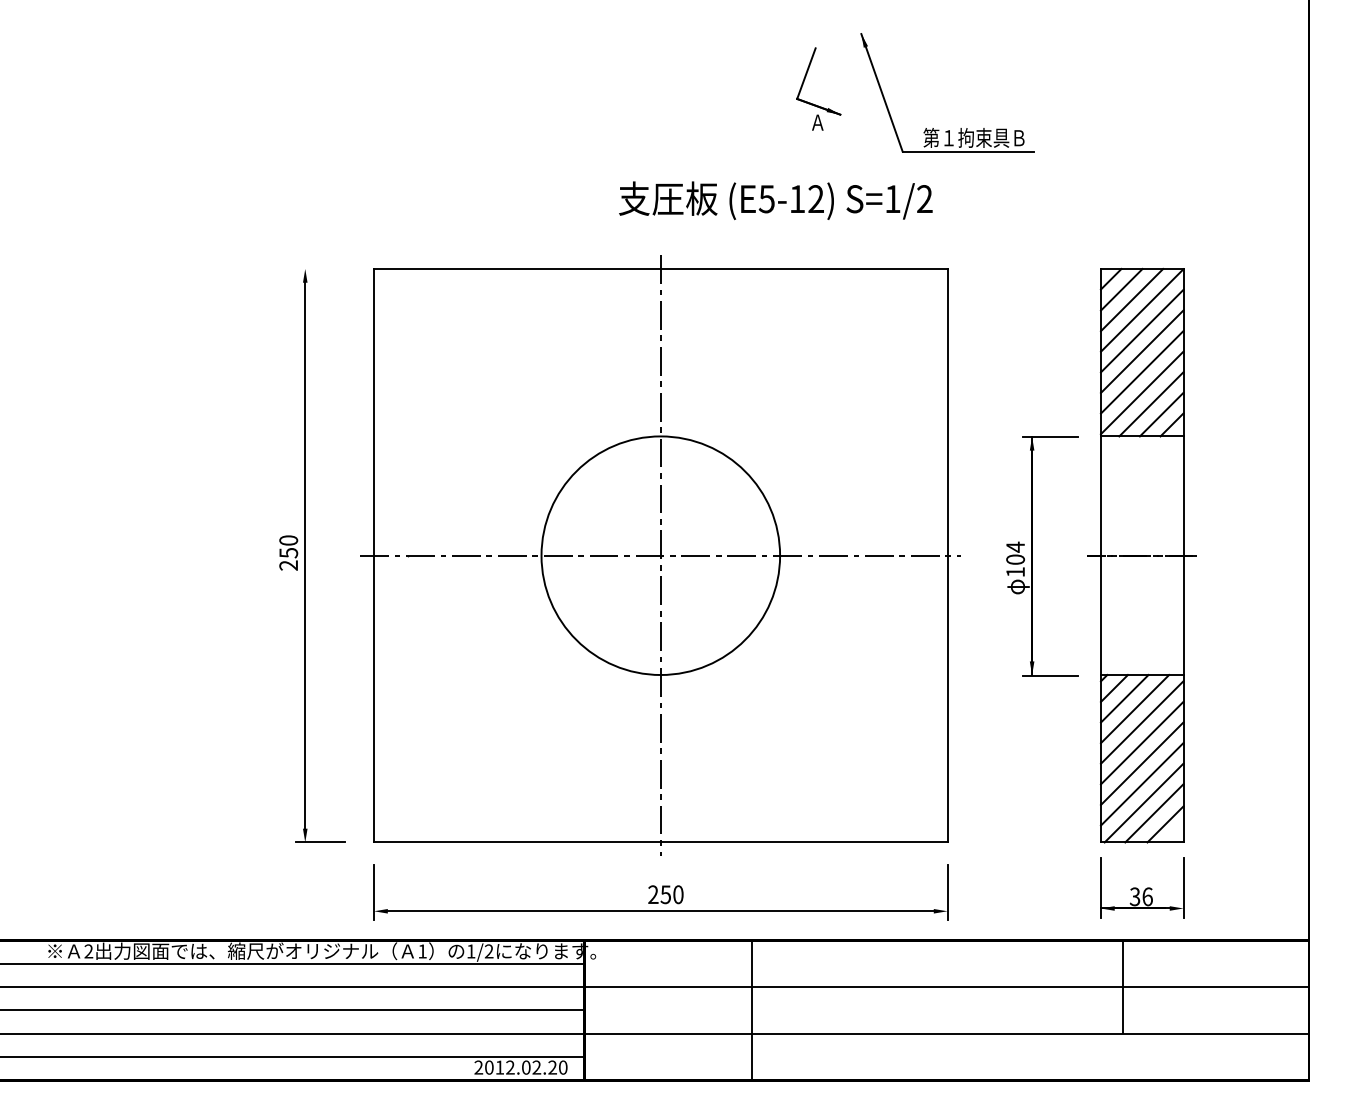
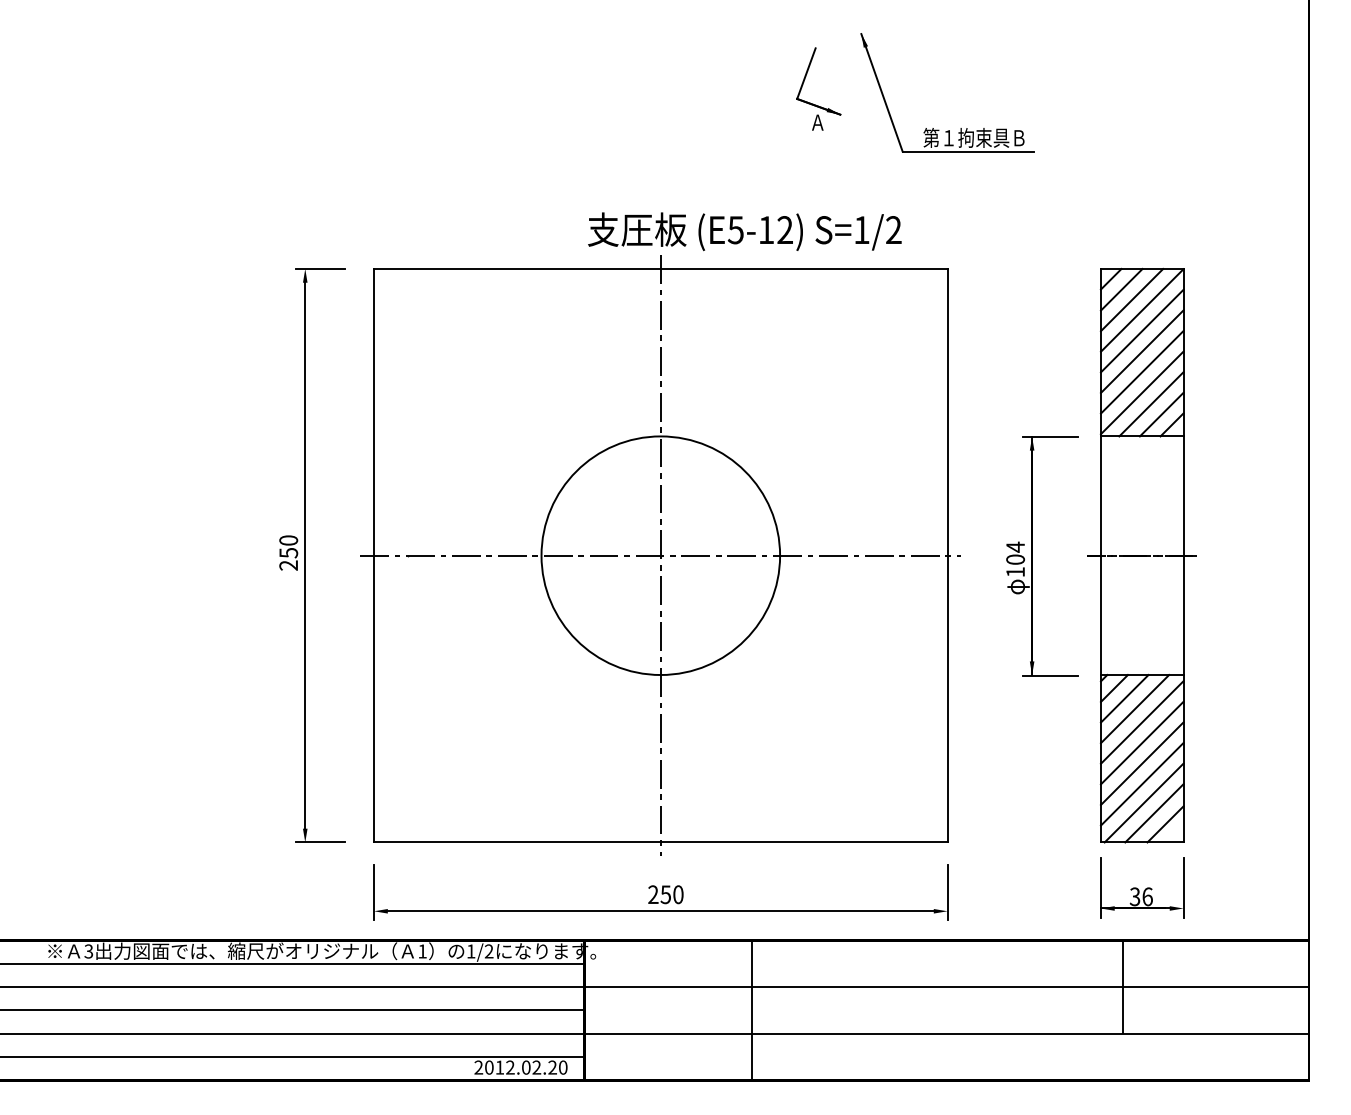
text position: (775, 200) -> (744, 231) (744, 231)
line: none -> present (320, 268)
text: 2 -> 3 (88, 951)
